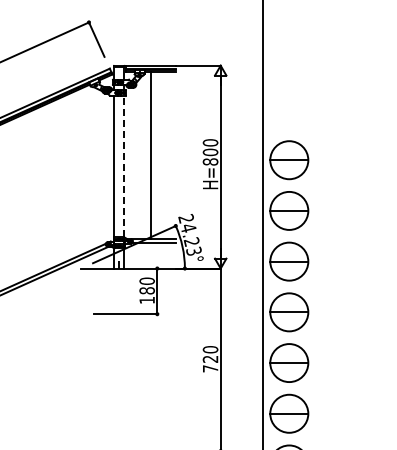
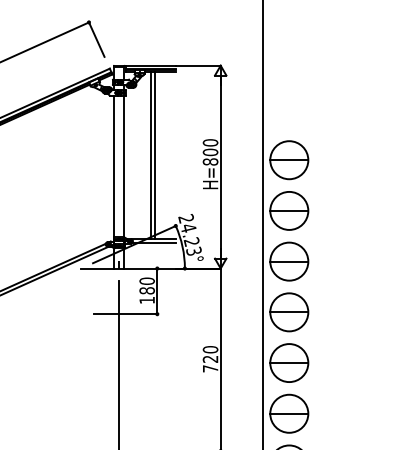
line: none -> present (154, 155)
line: dashed -> solid (124, 166)
line: none -> present (119, 363)
